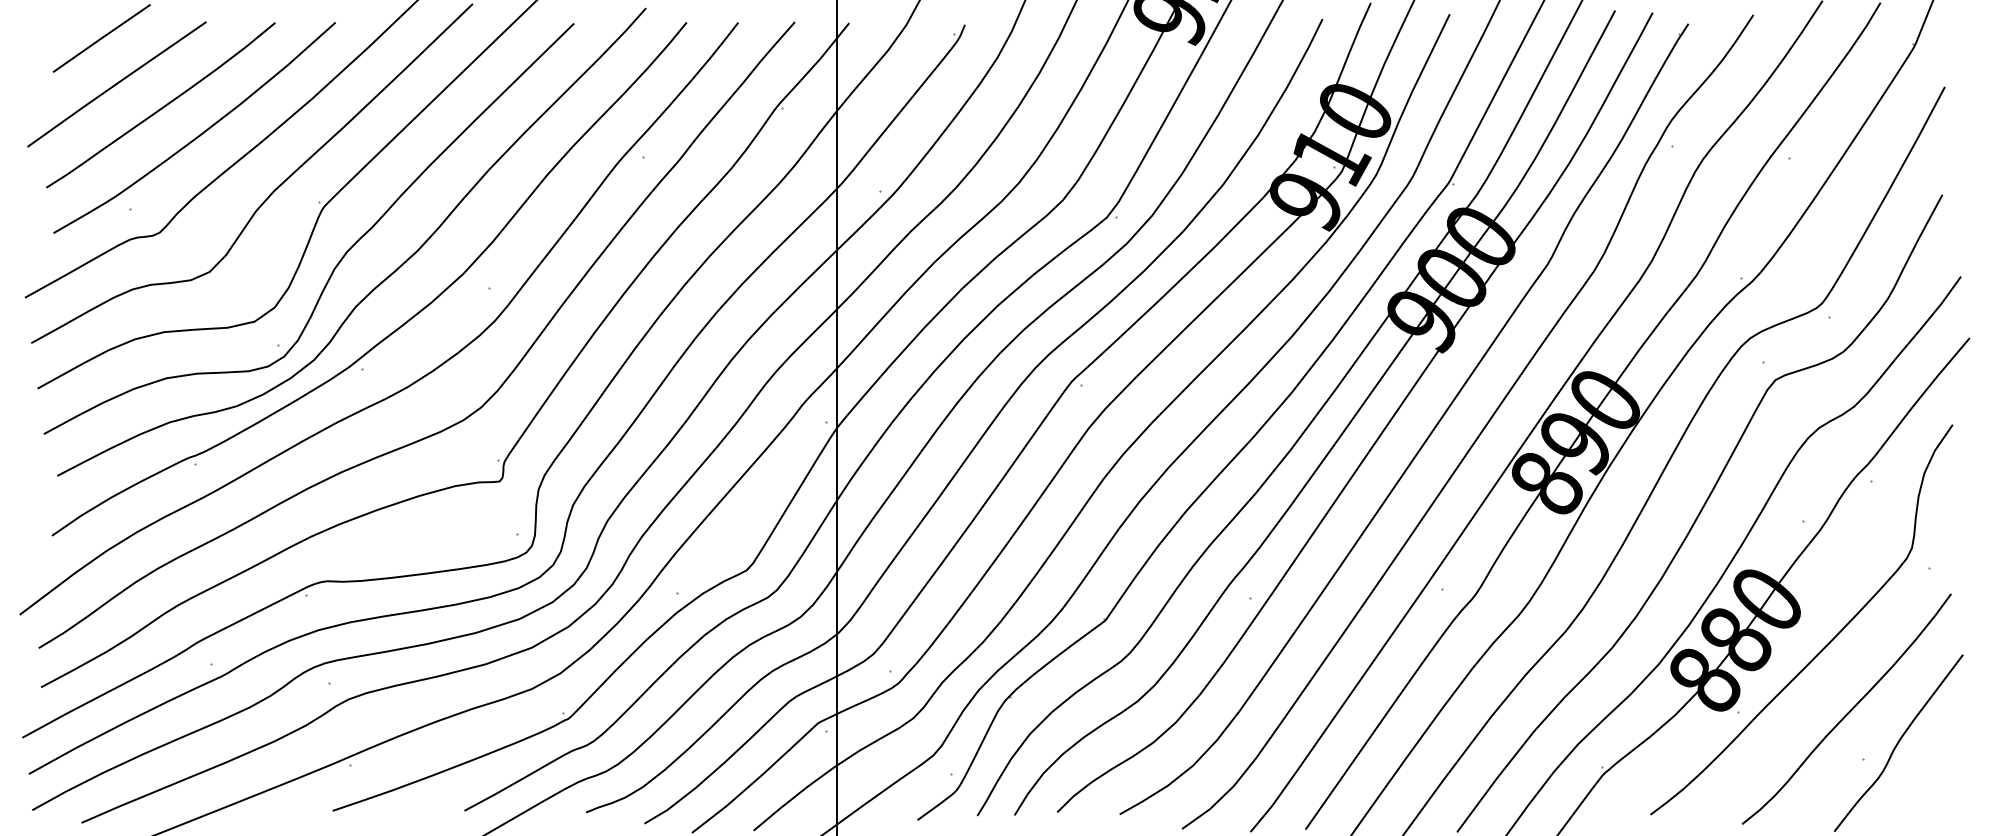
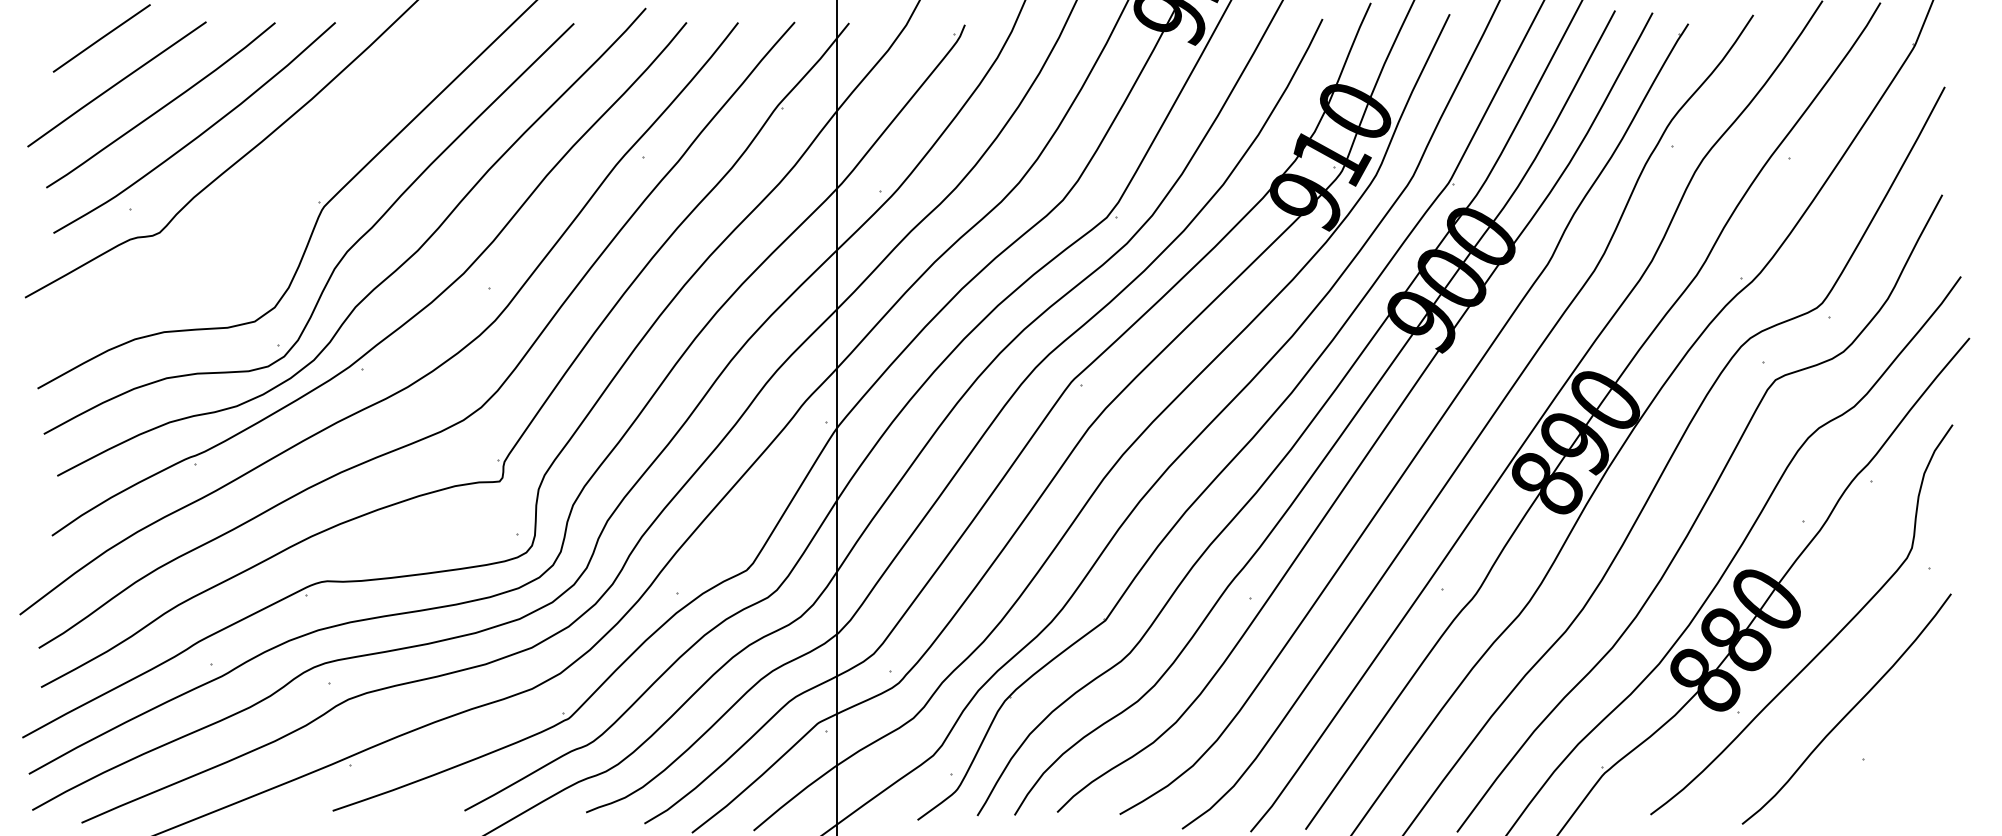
curve: present -> none (271, 192)
curve: present -> none (1898, 742)
